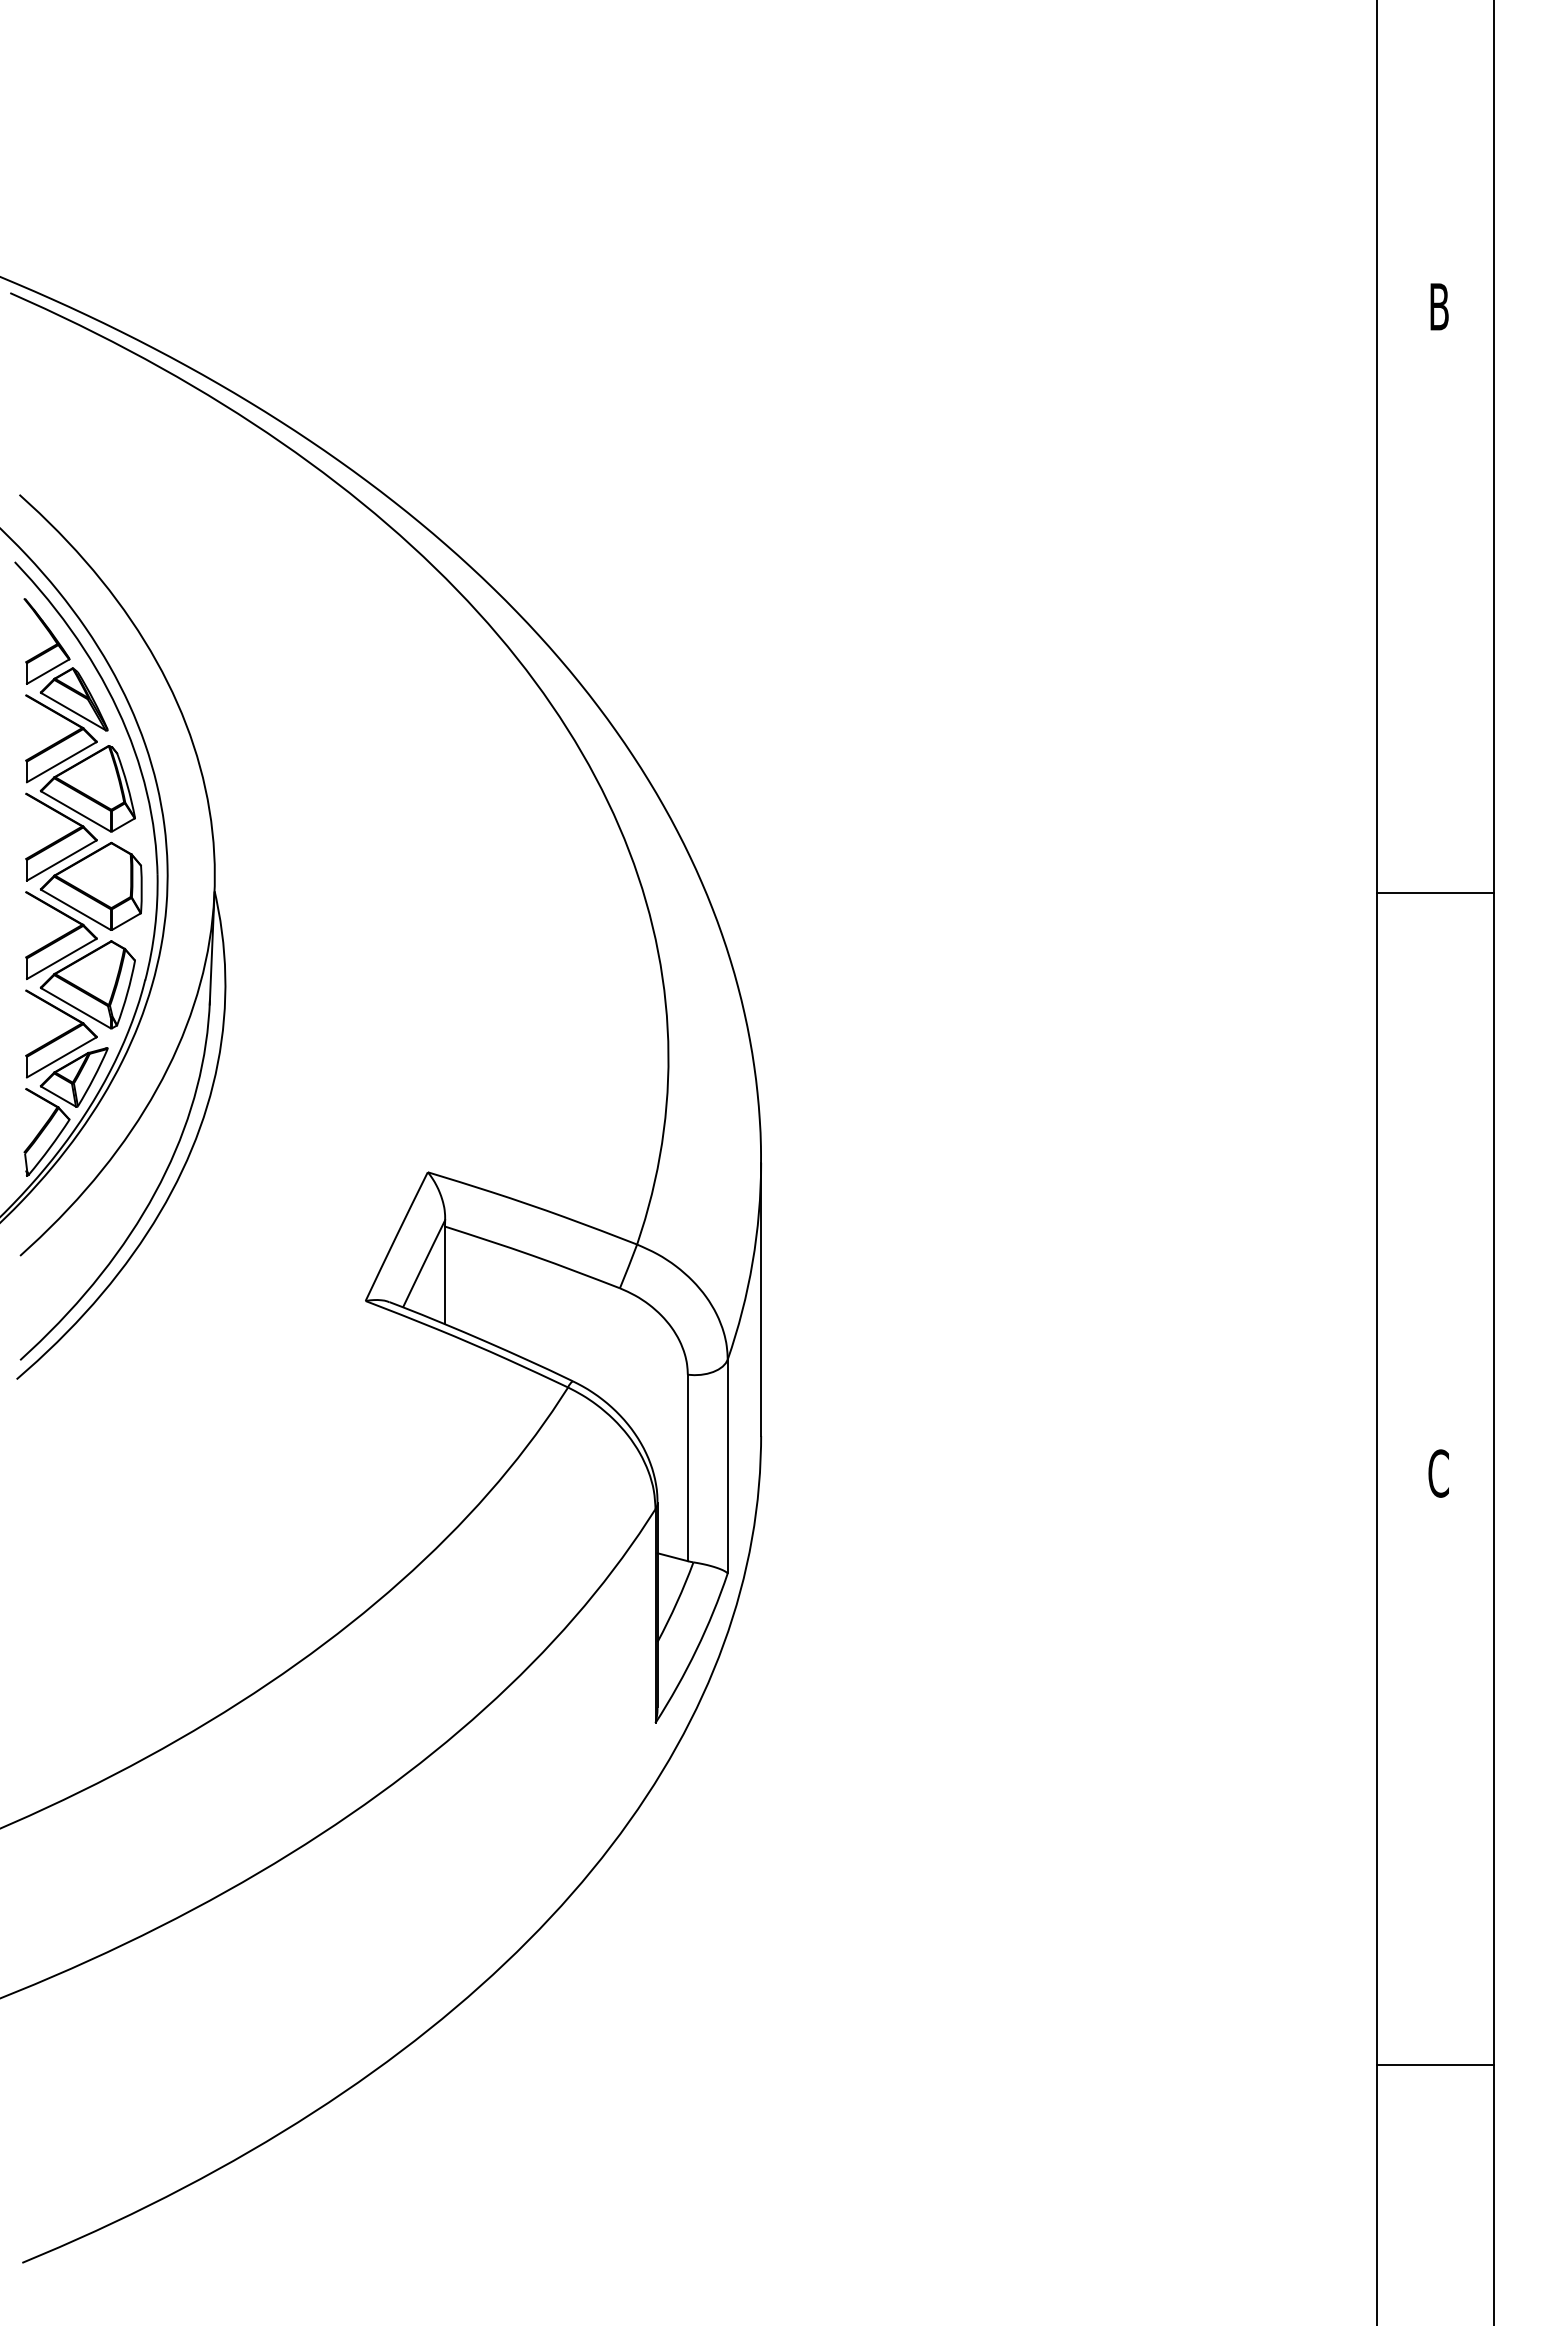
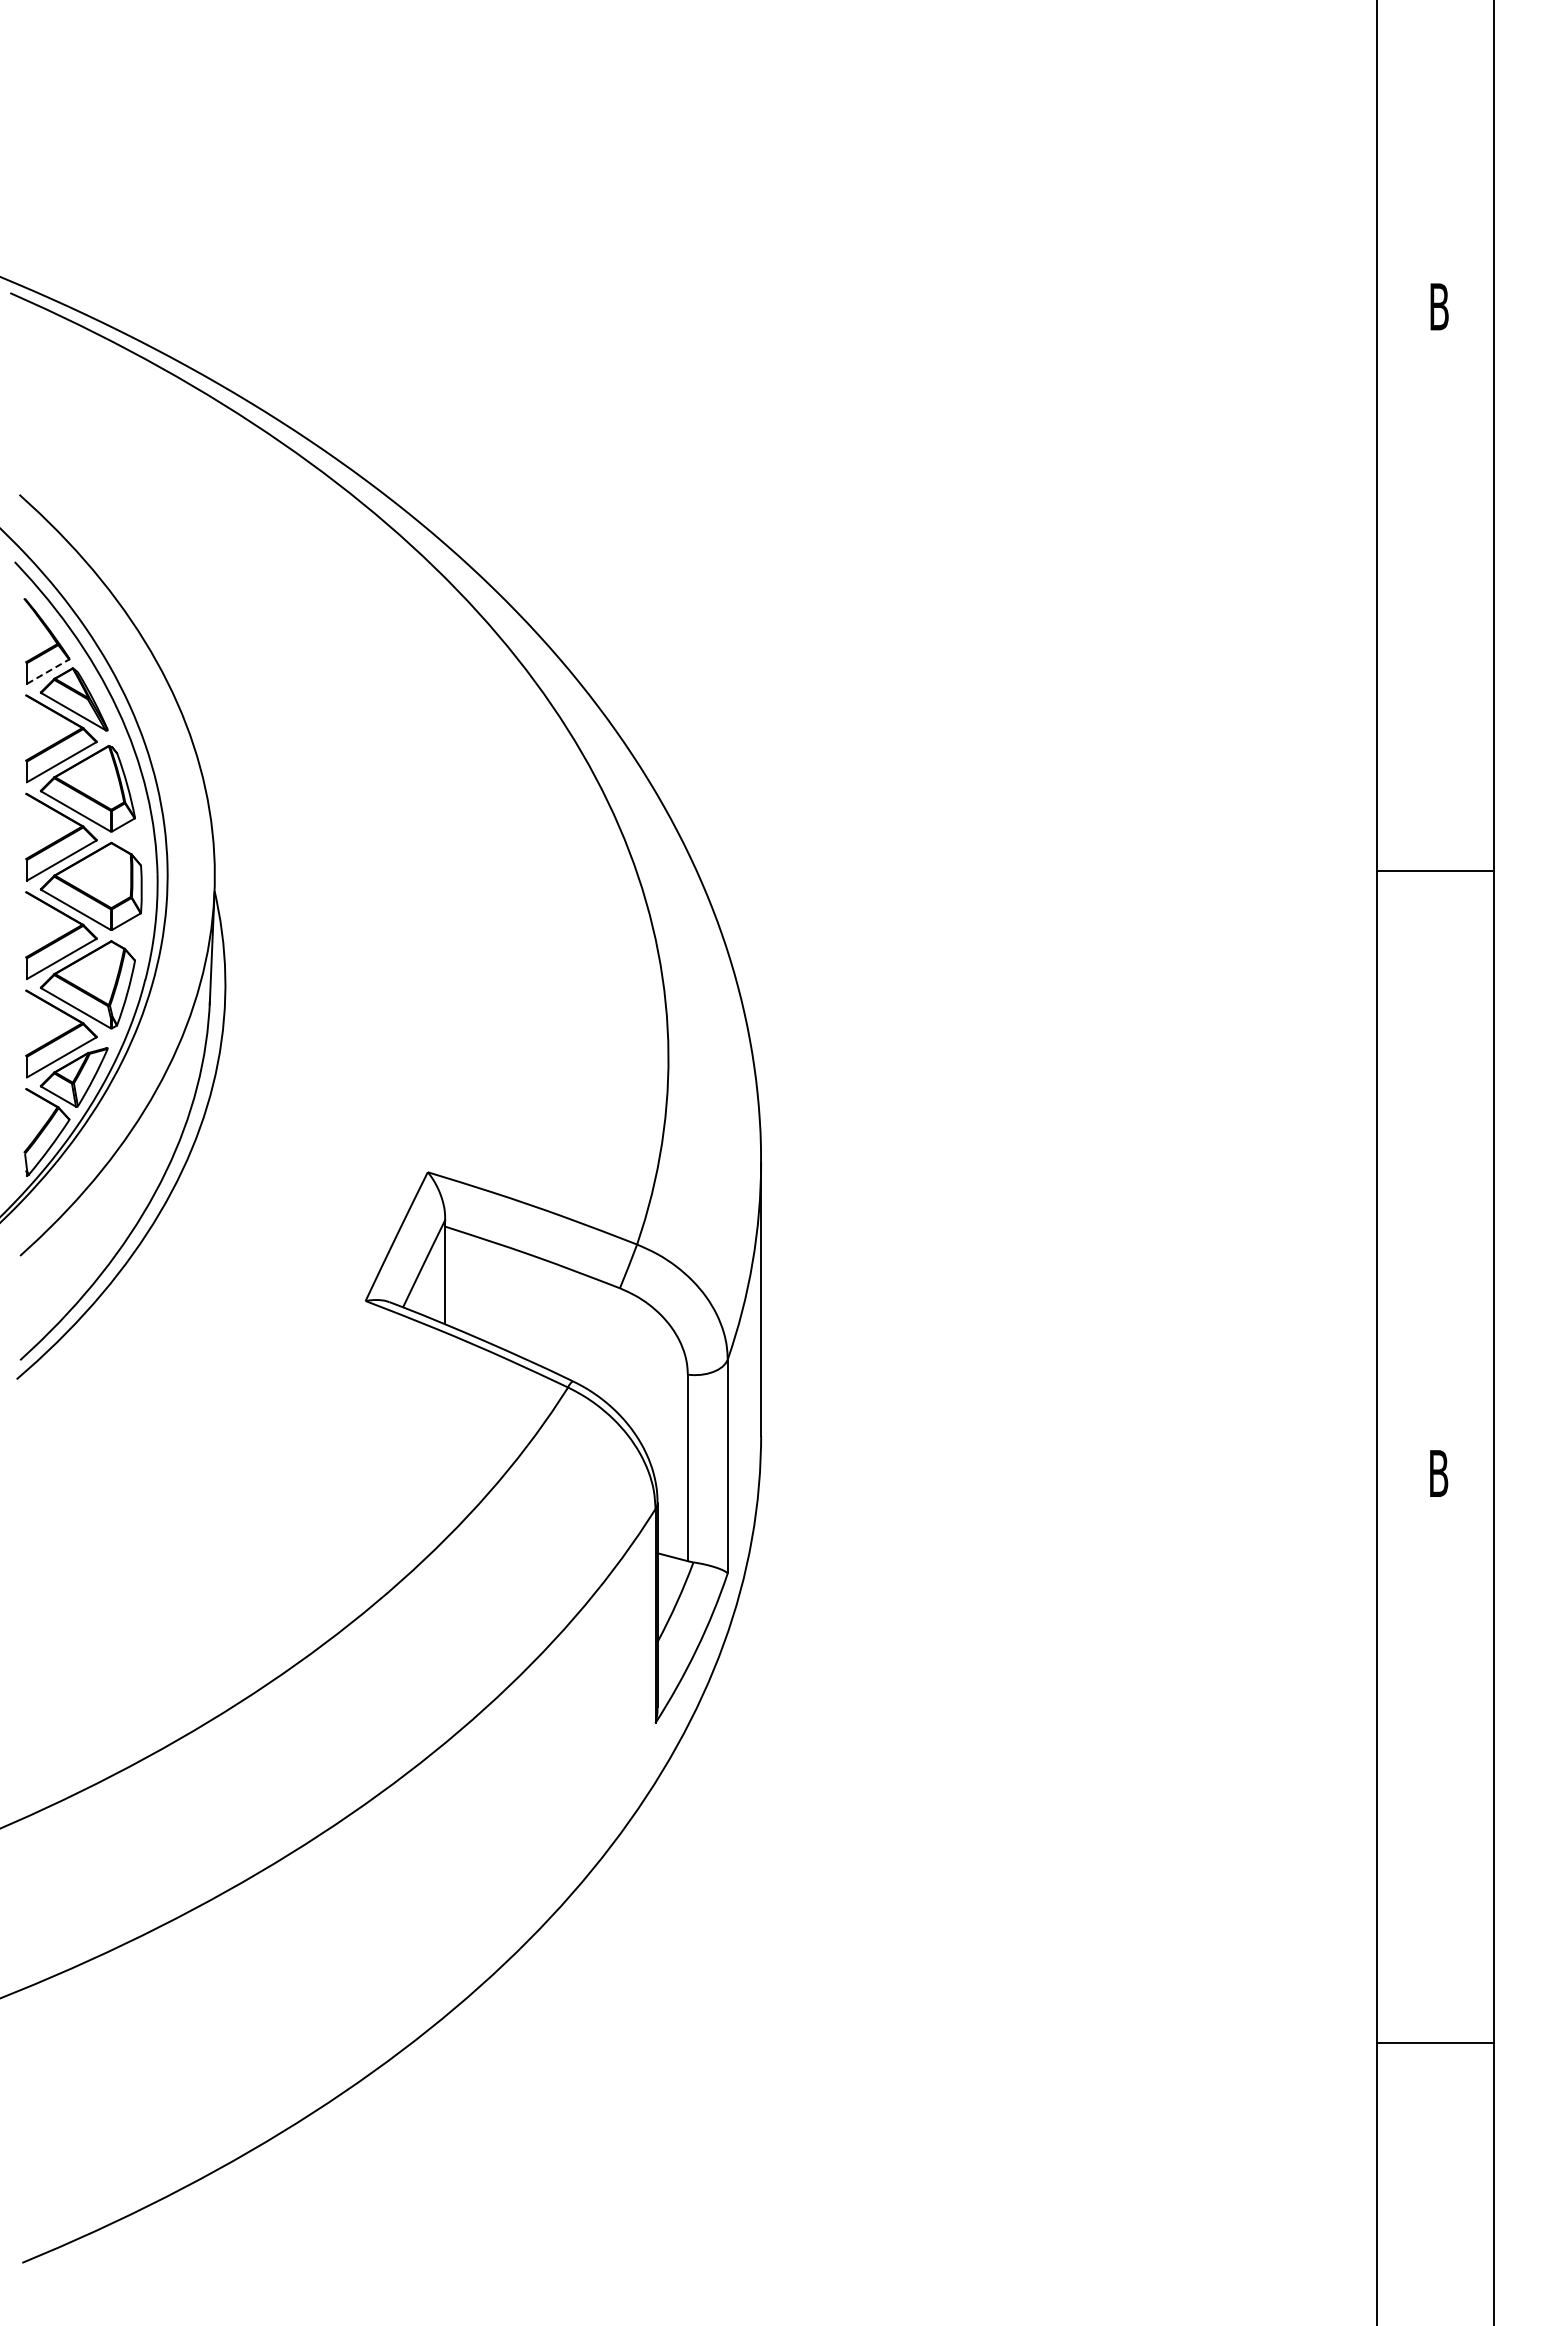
line: solid -> dashed (48, 671)
line position: (1434, 893) -> (1434, 871) (1434, 871)
text: C -> B (1438, 1473)
line position: (1434, 2064) -> (1434, 2042) (1434, 2042)
